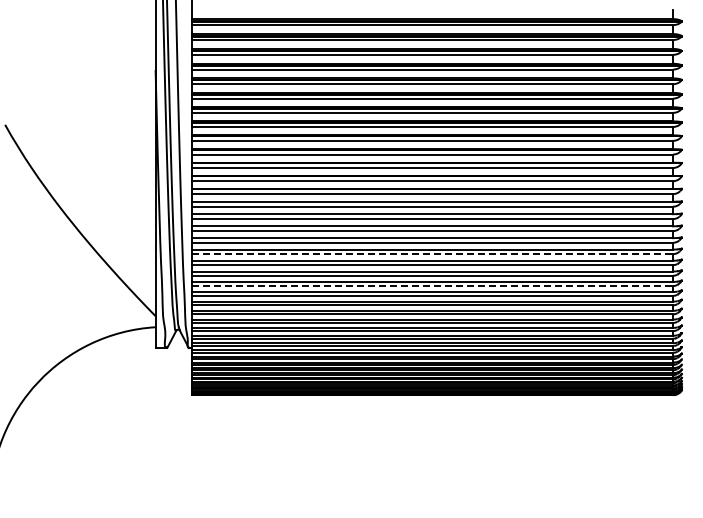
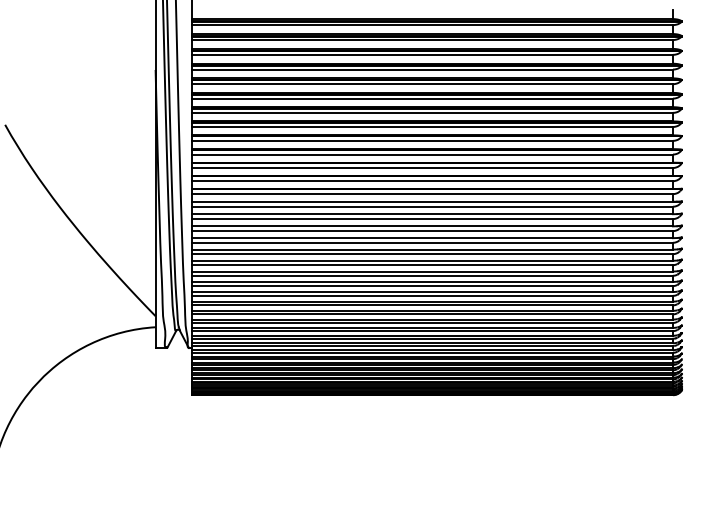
line: dashed -> solid (432, 254)
line: dashed -> solid (432, 286)
